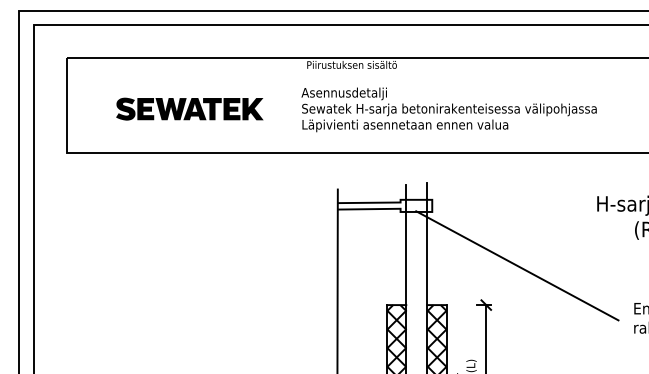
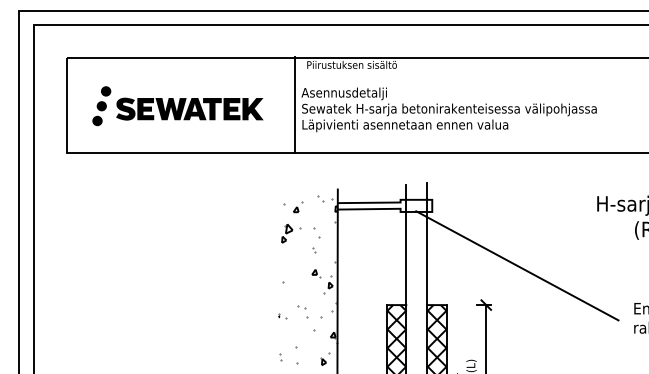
line: none -> present (294, 105)
part: none -> present (101, 106)
hatch: none -> present (307, 280)
